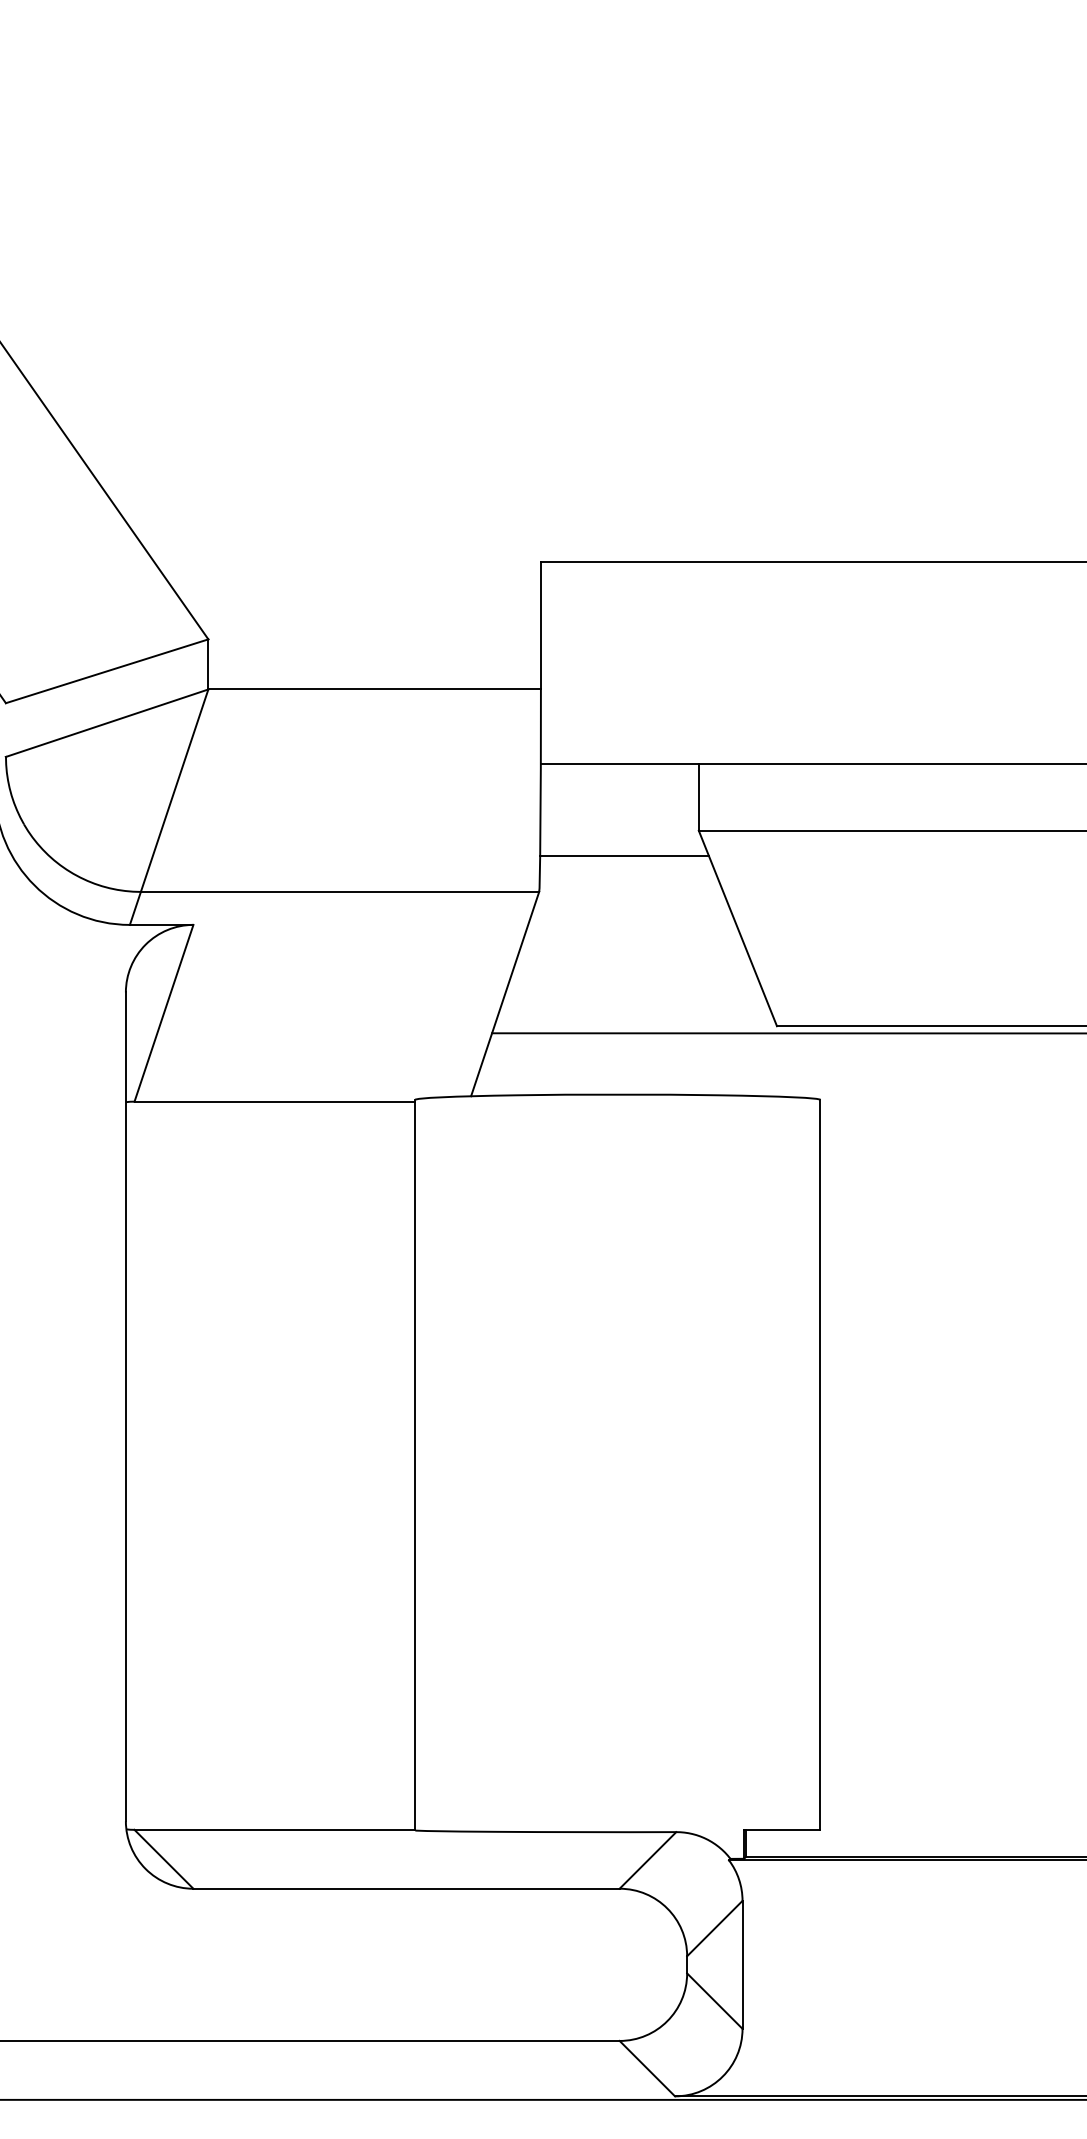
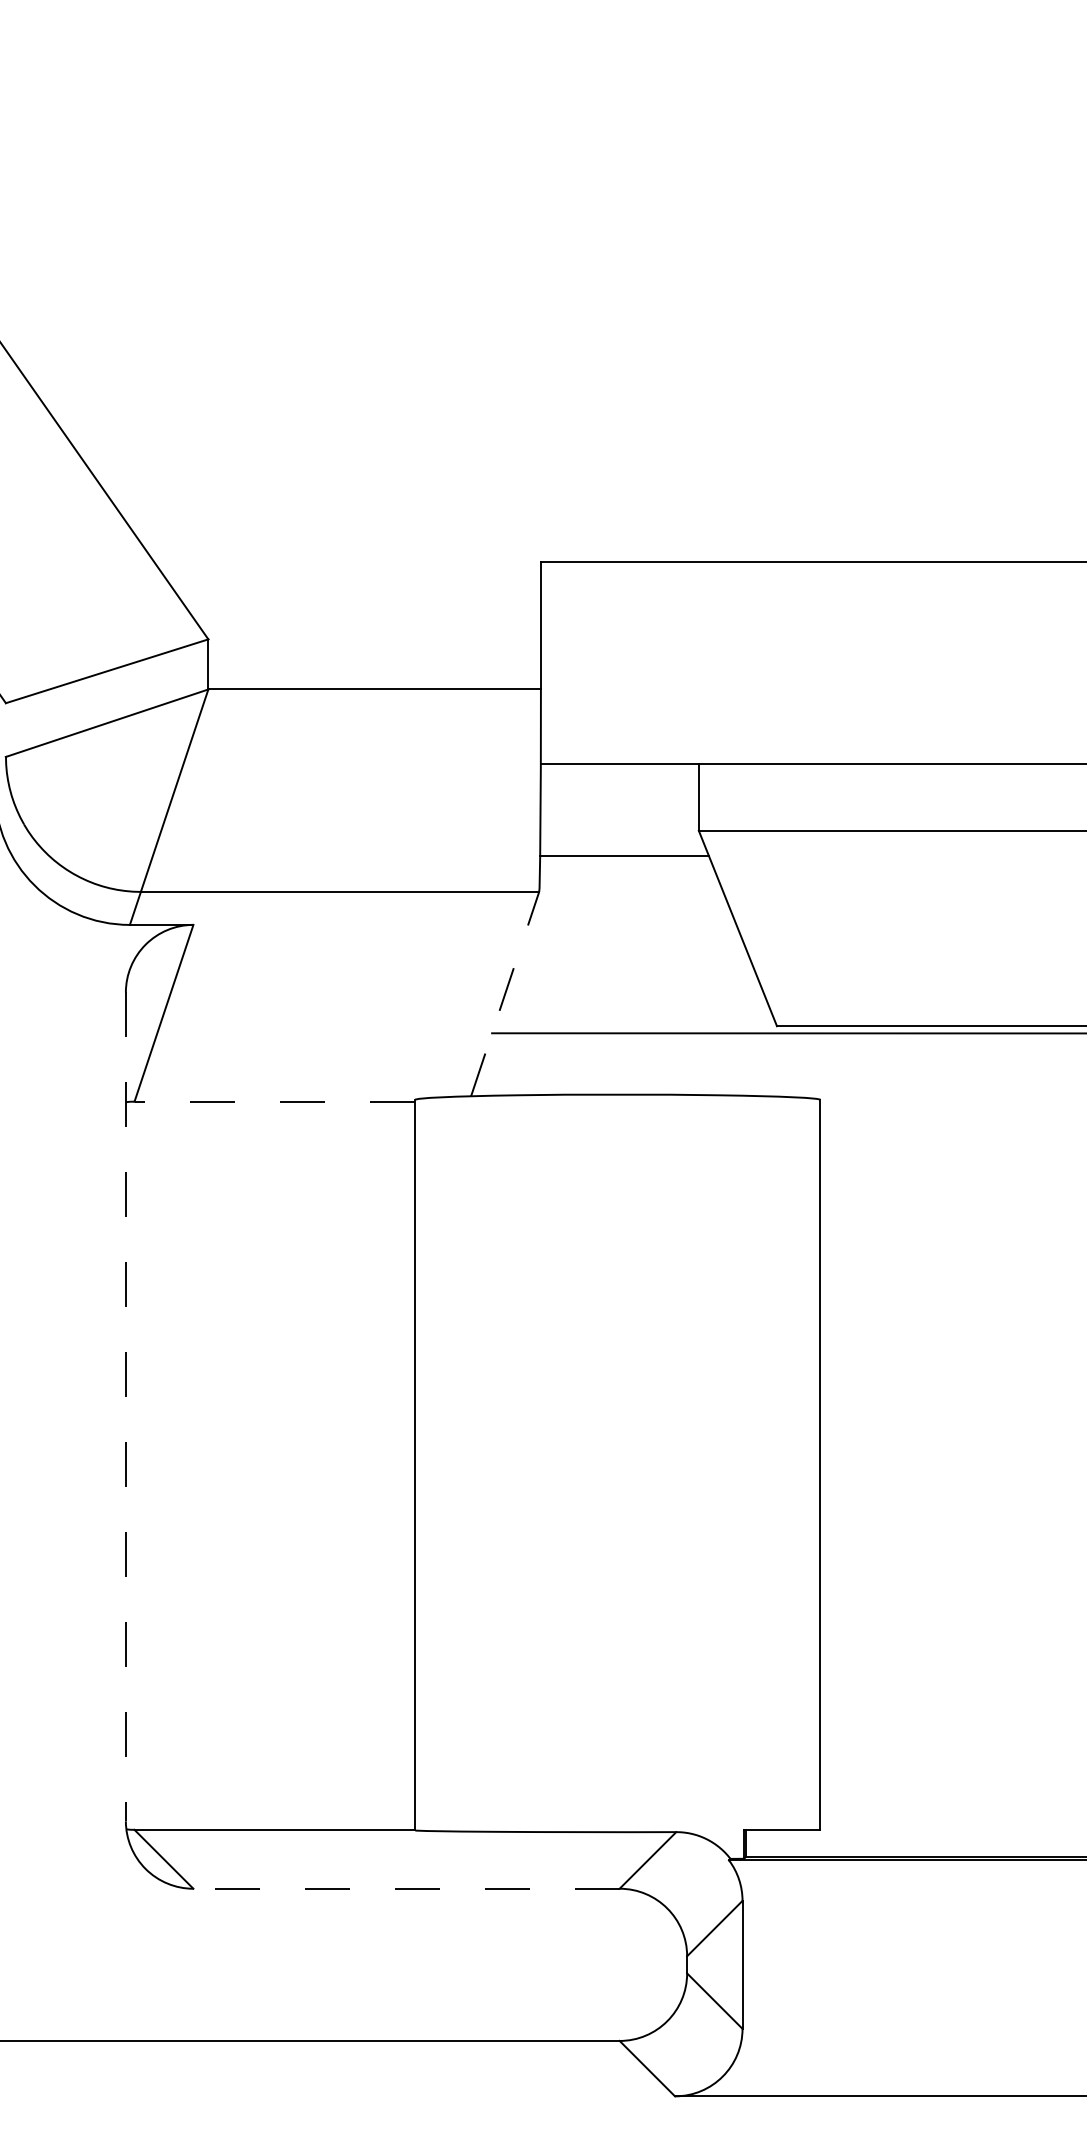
line: solid -> dashed (505, 994)
line: solid -> dashed (274, 1101)
line: solid -> dashed (125, 1407)
line: solid -> dashed (406, 1888)
line: present -> none (542, 2099)
